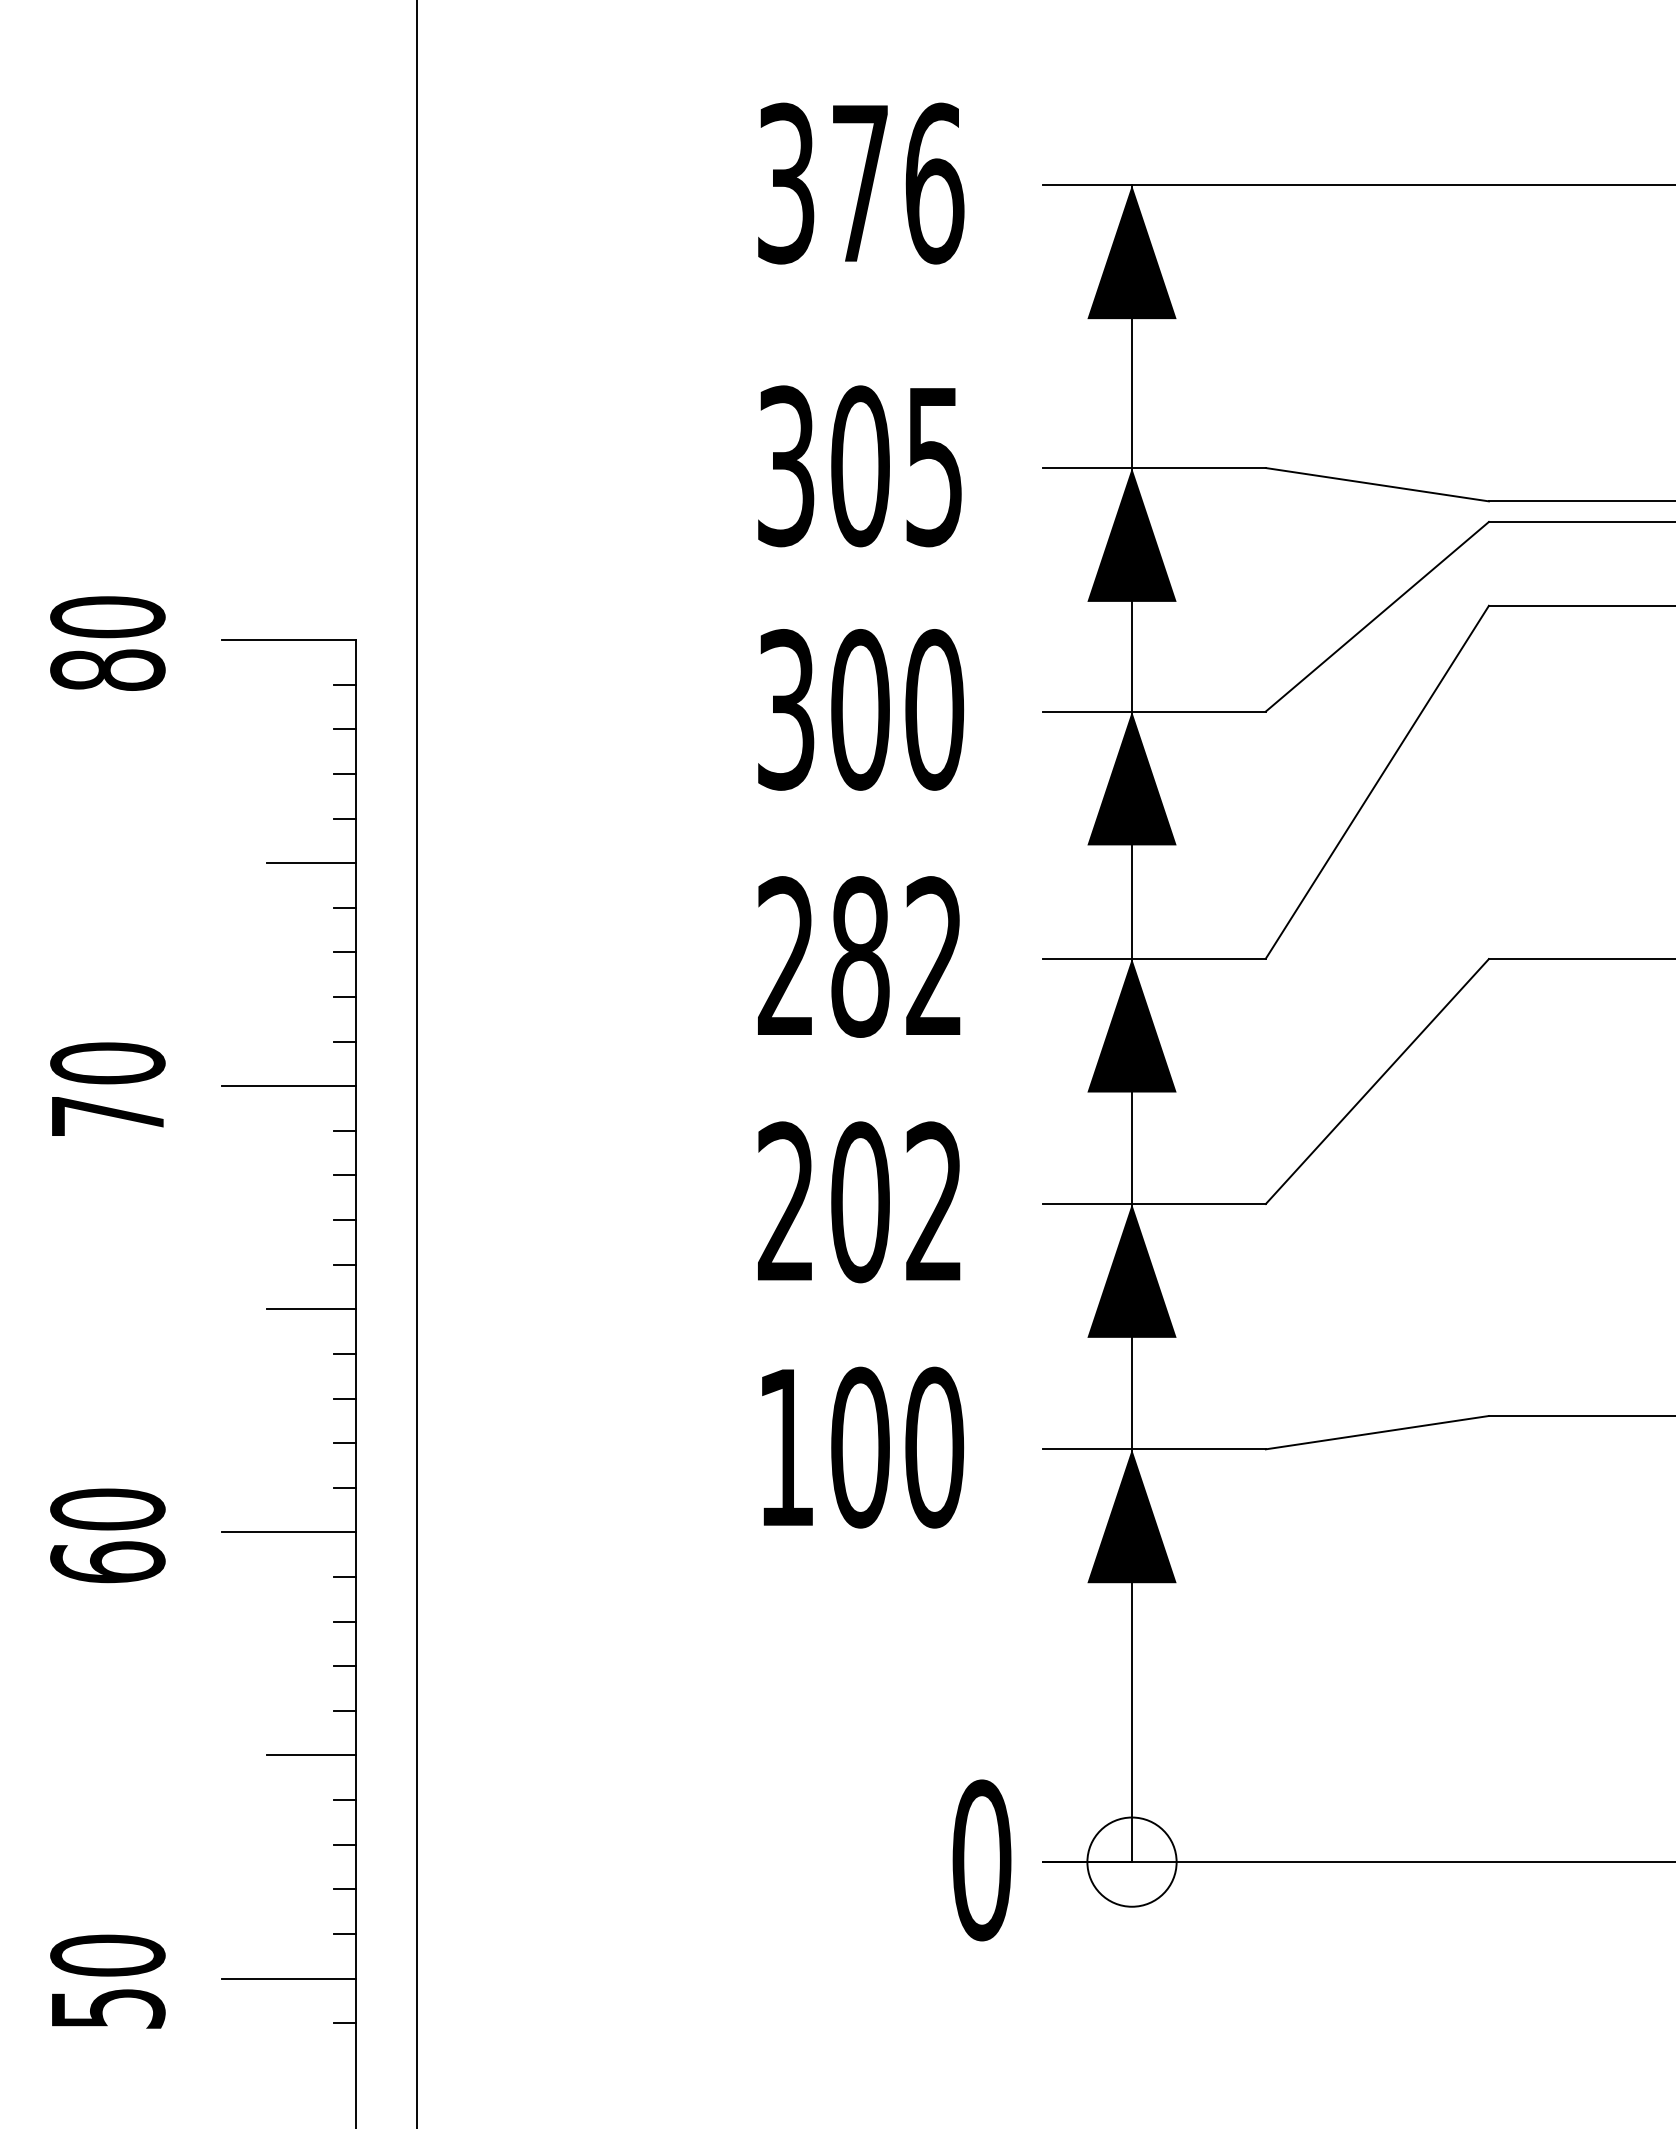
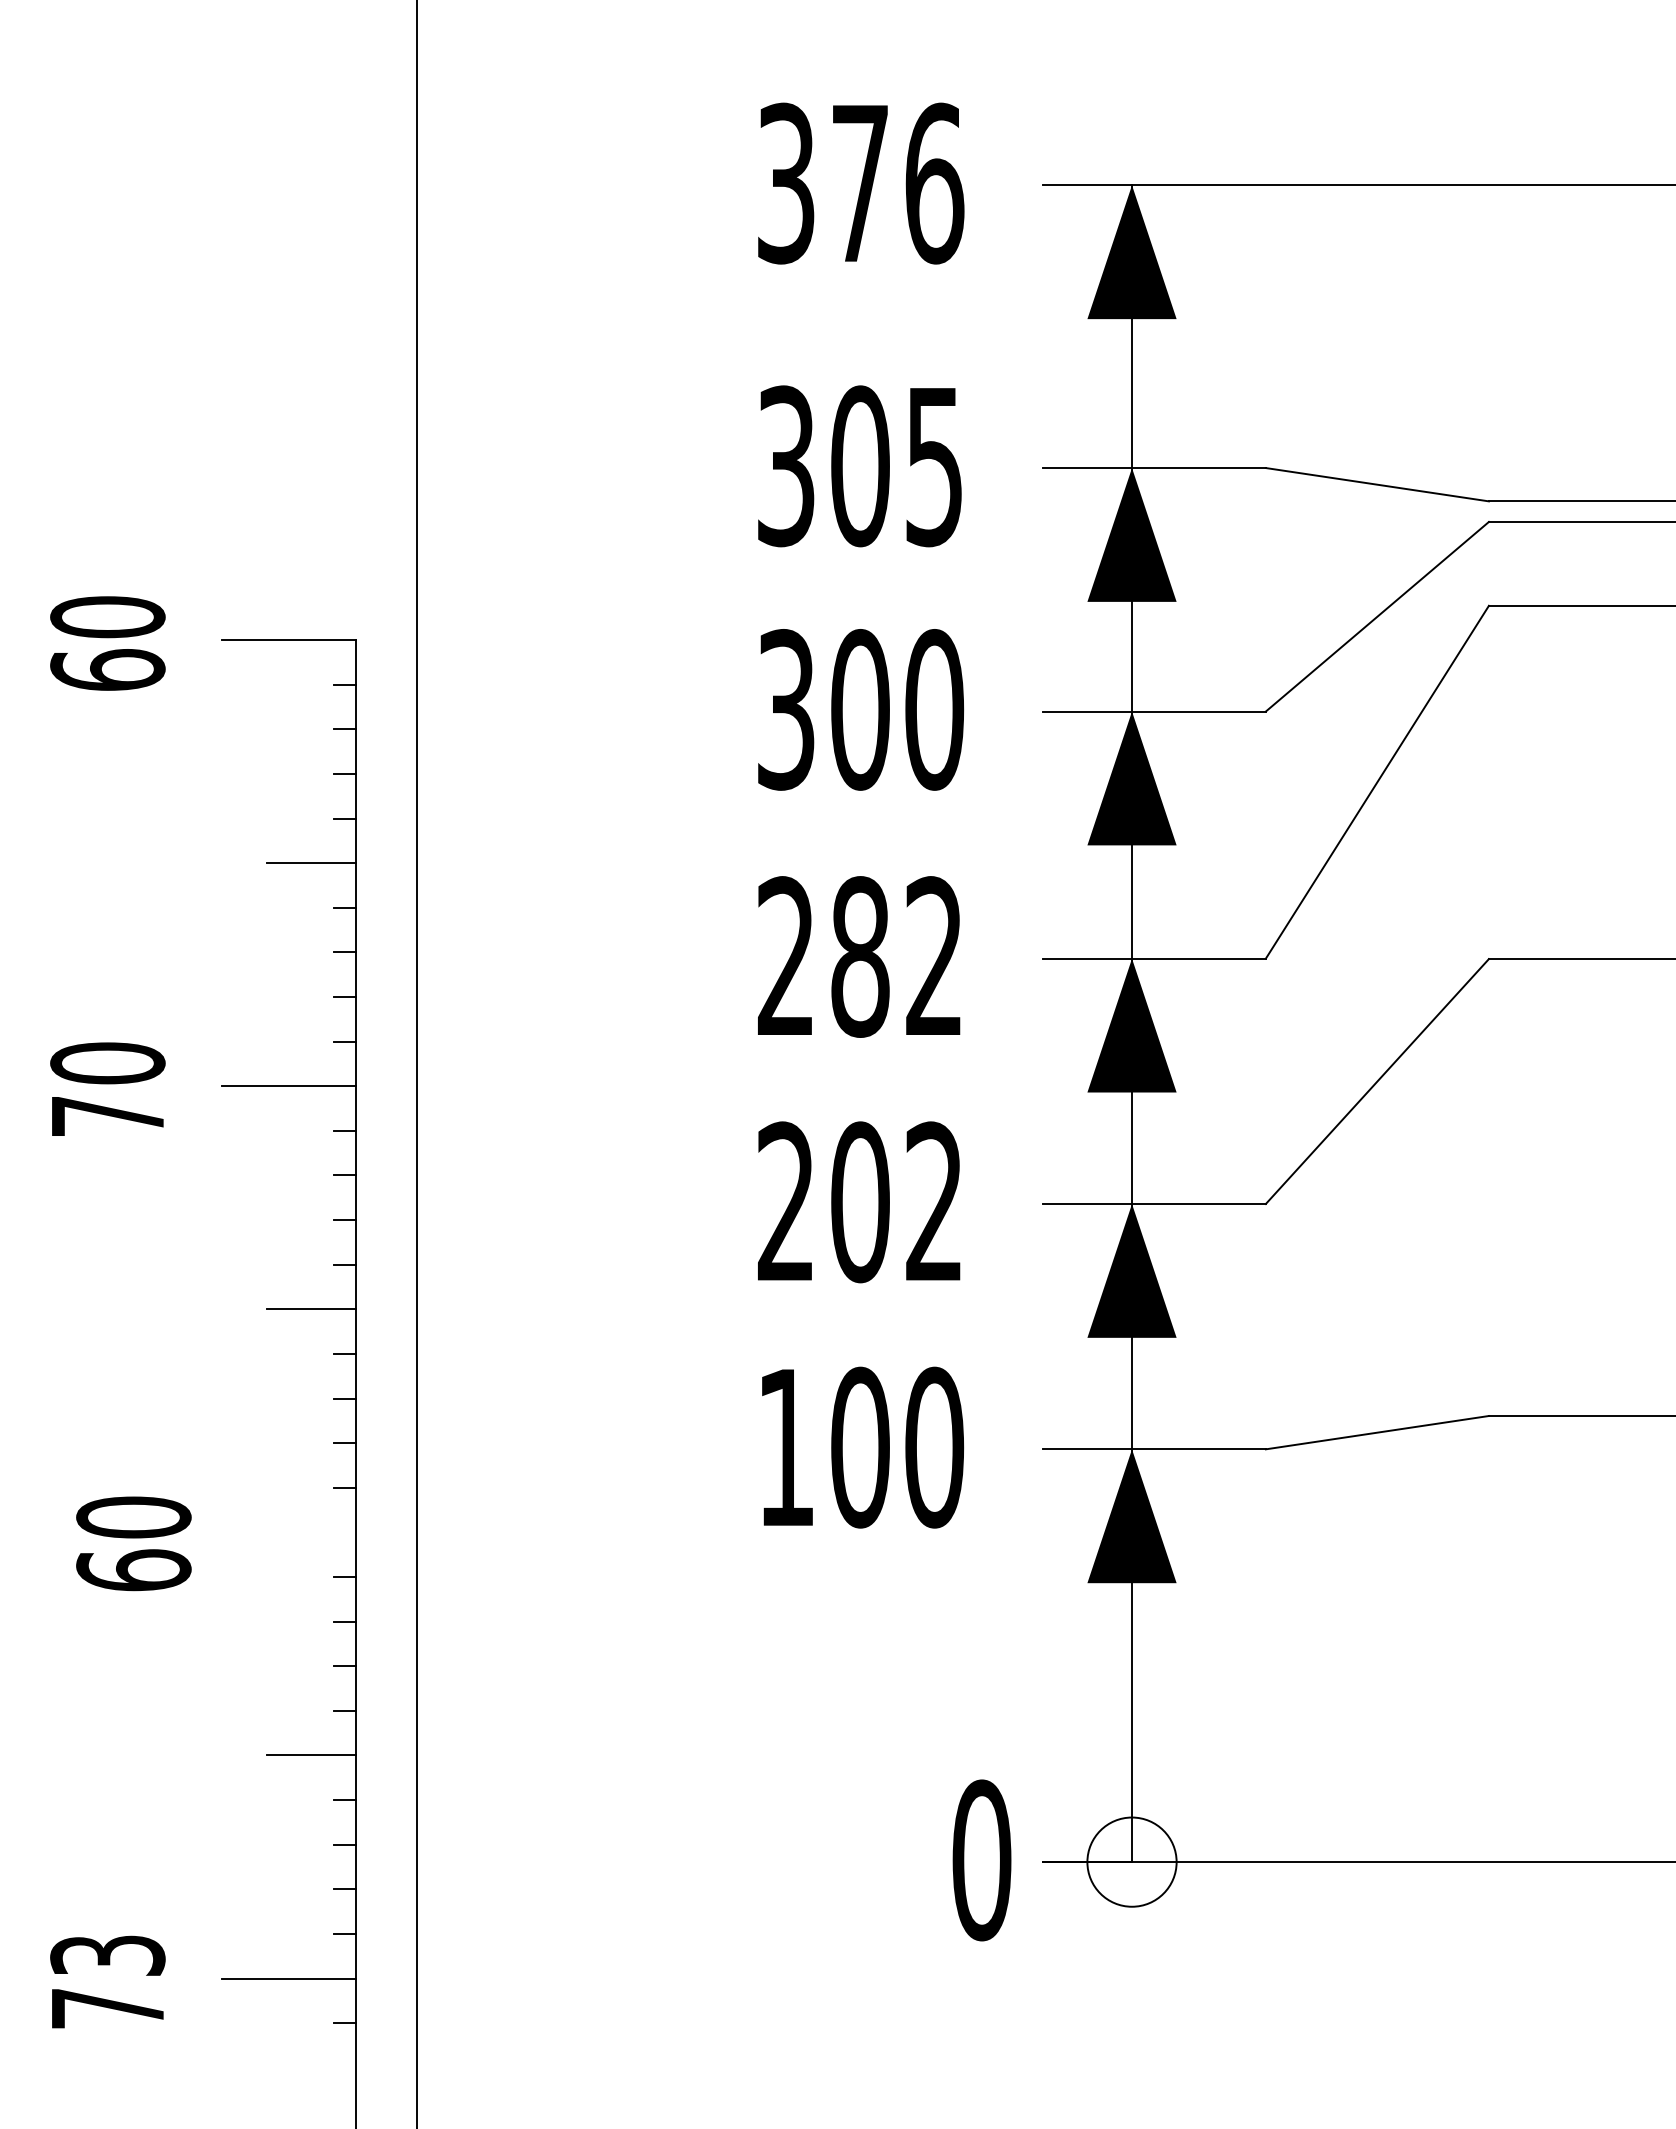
text: 80 -> 60 (107, 669)
line: present -> none (289, 1532)
text position: (107, 1535) -> (133, 1543) (133, 1543)
text: 50 -> 73 (107, 1981)
